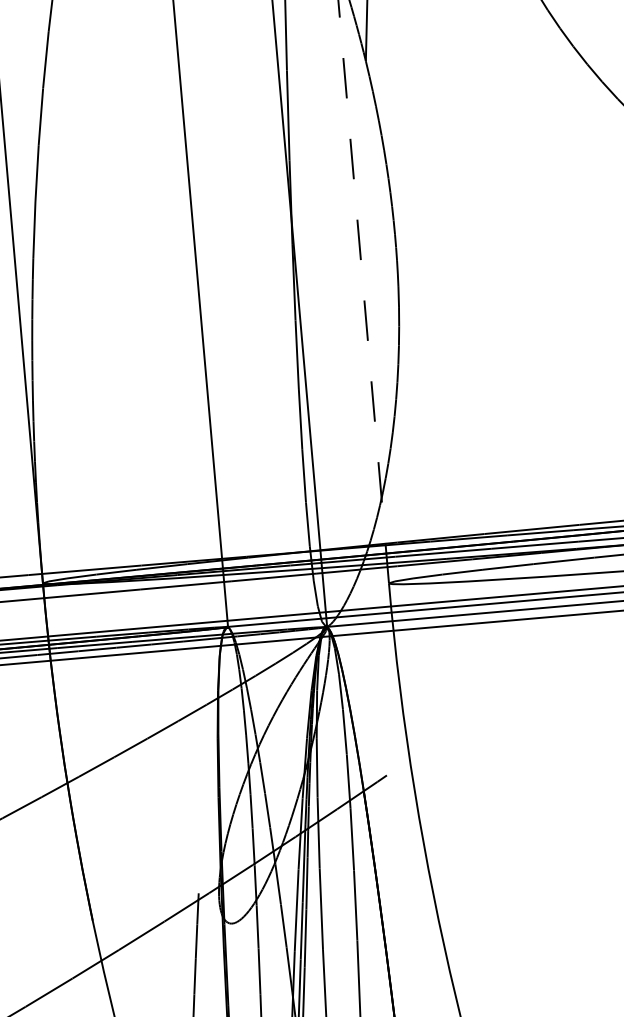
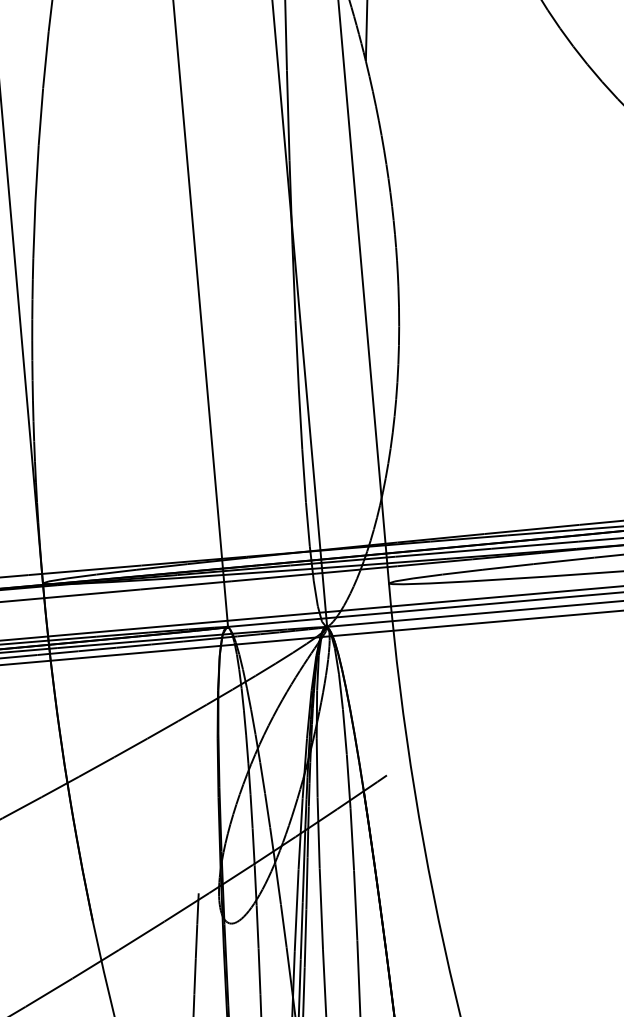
line: dashed -> solid (363, 291)
